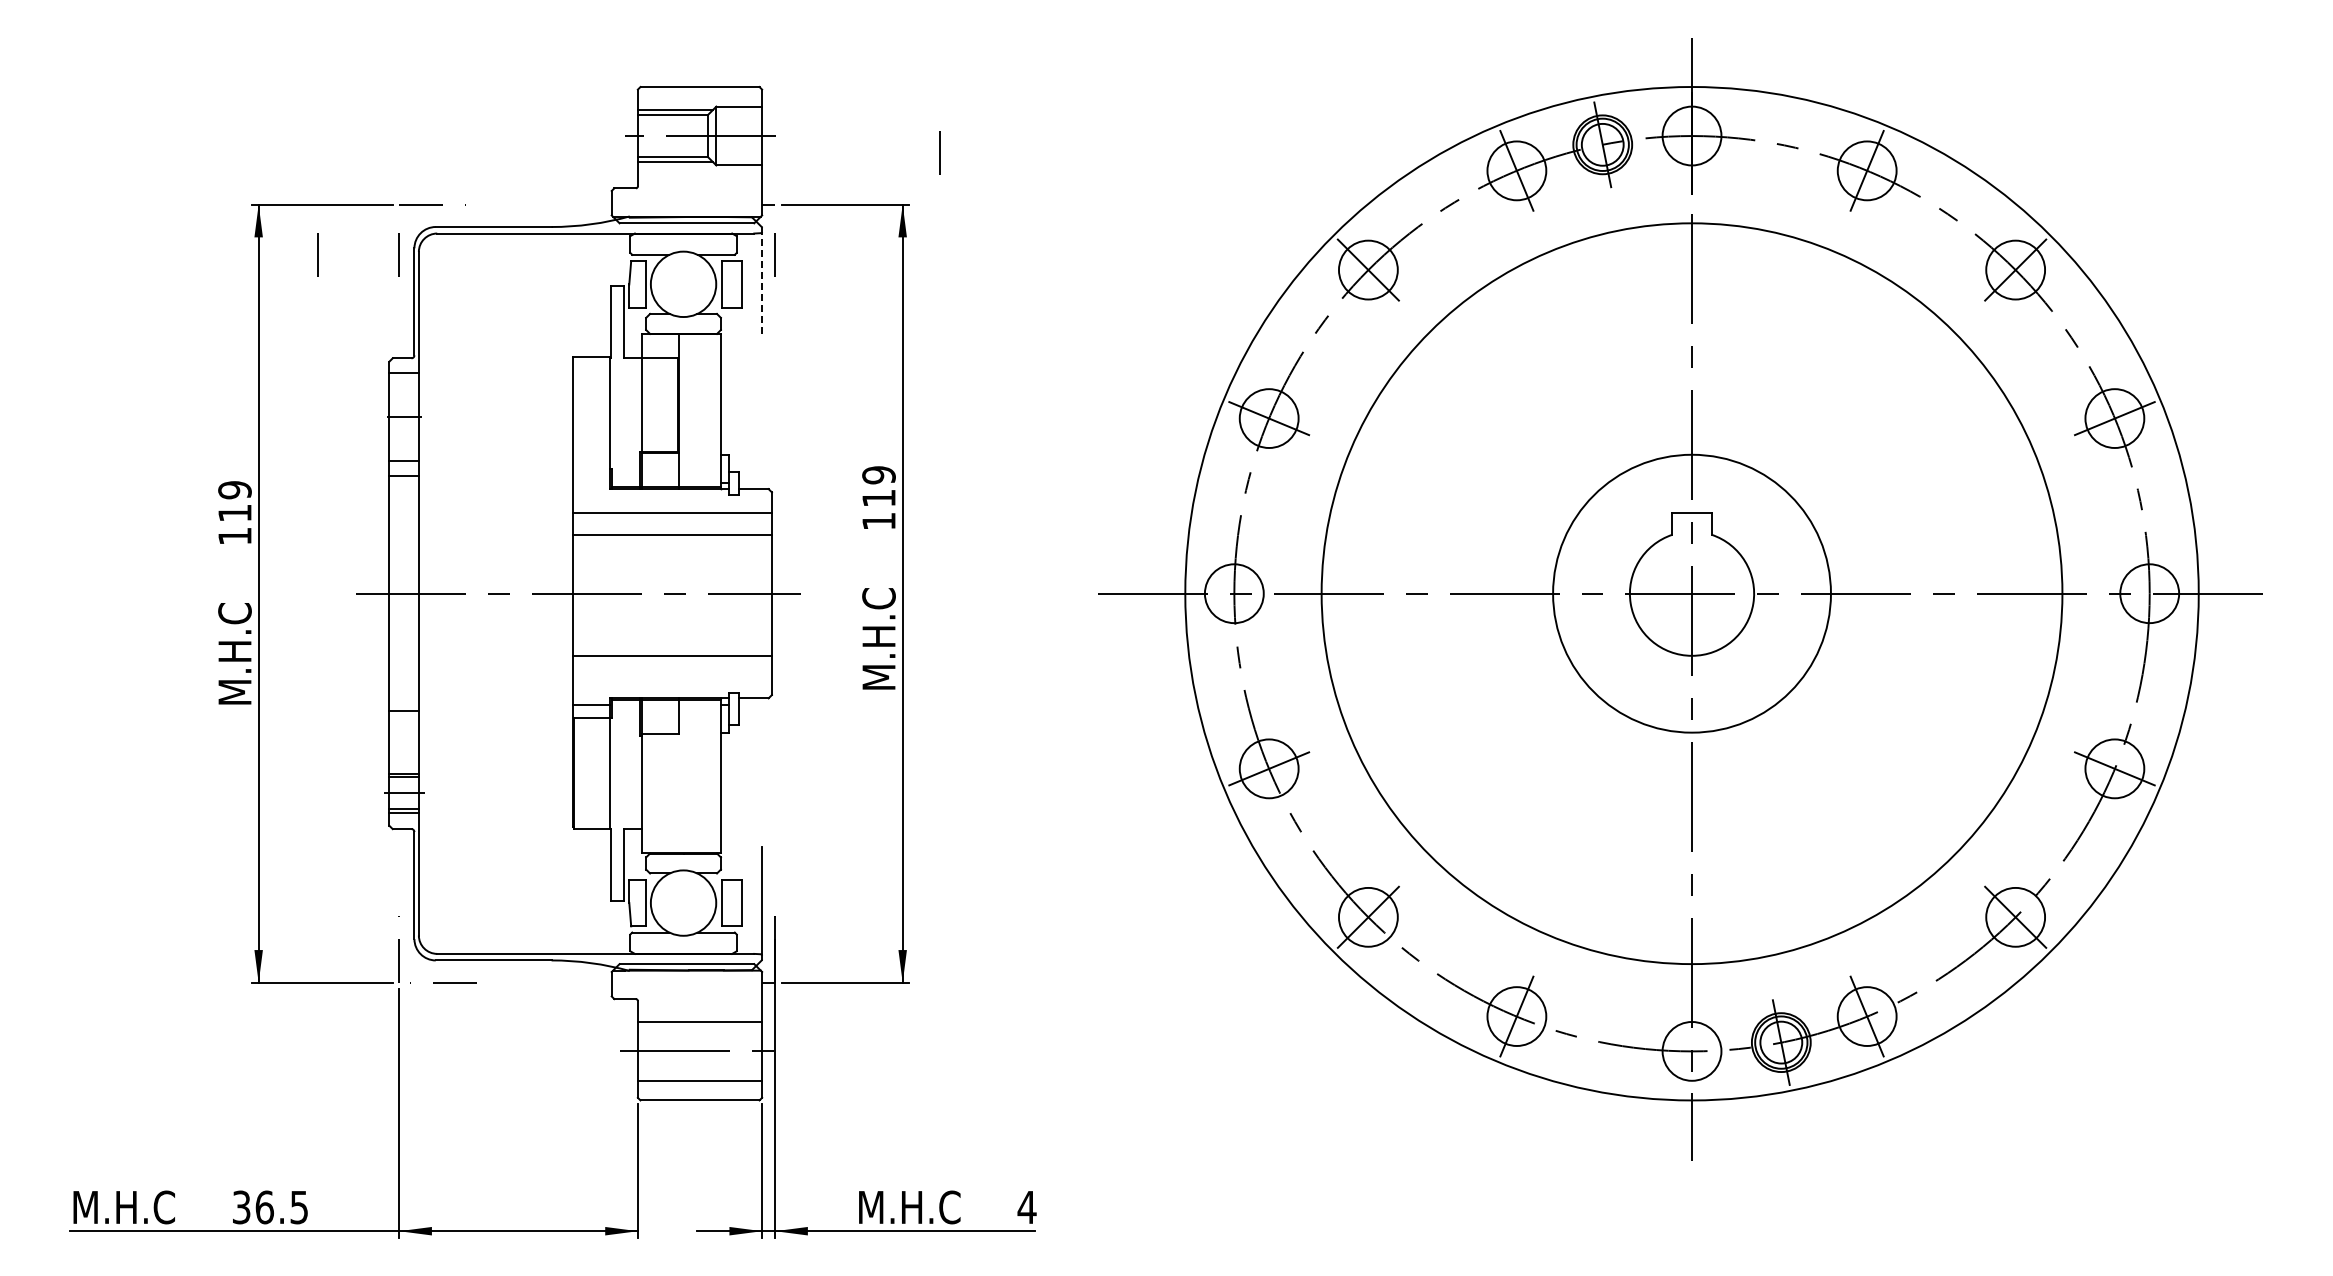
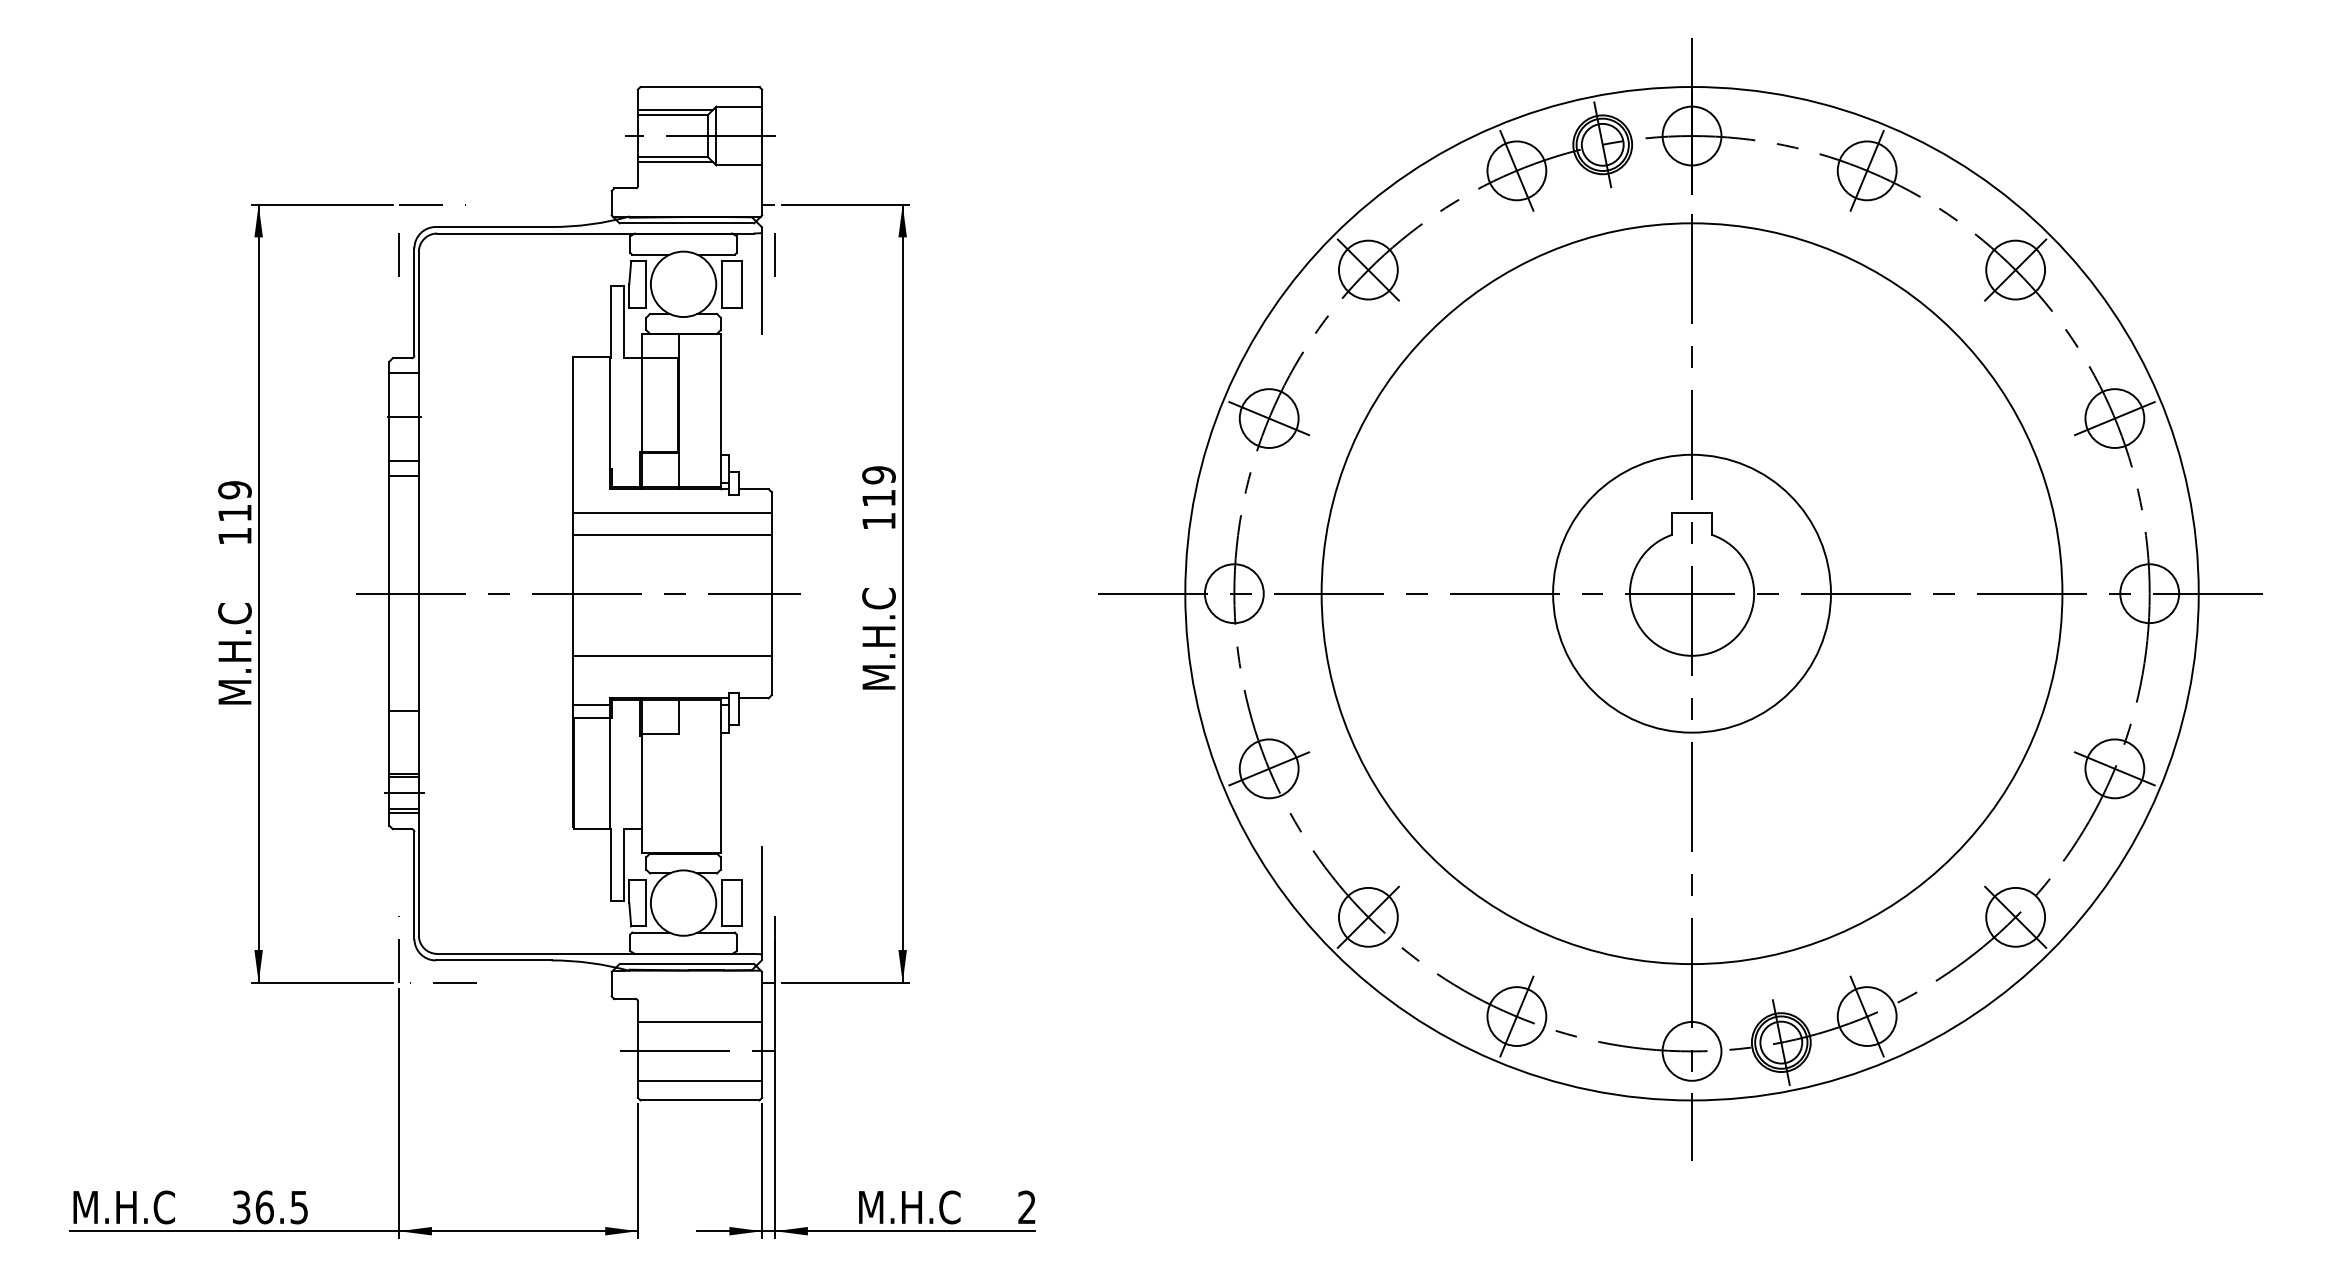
line: present -> none (939, 152)
line: present -> none (317, 254)
line: dashed -> solid (762, 280)
text: 4 -> 2 (1026, 1206)
